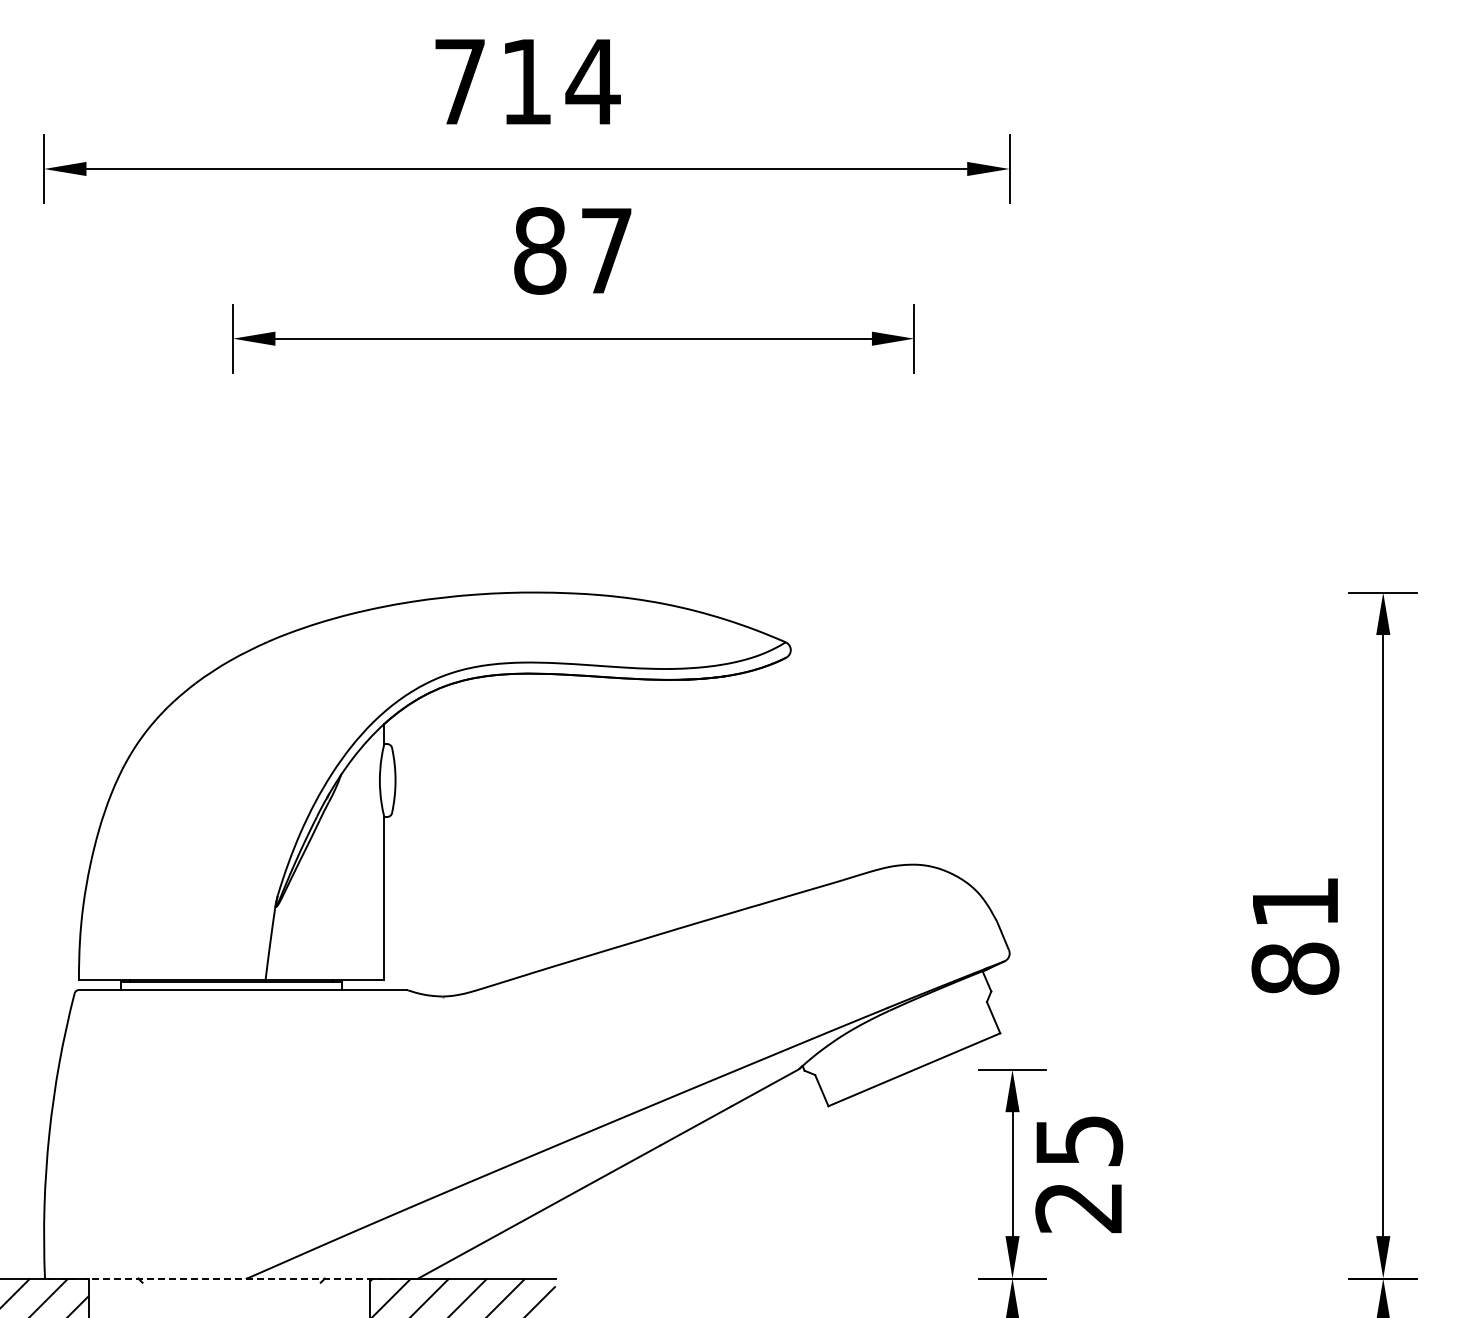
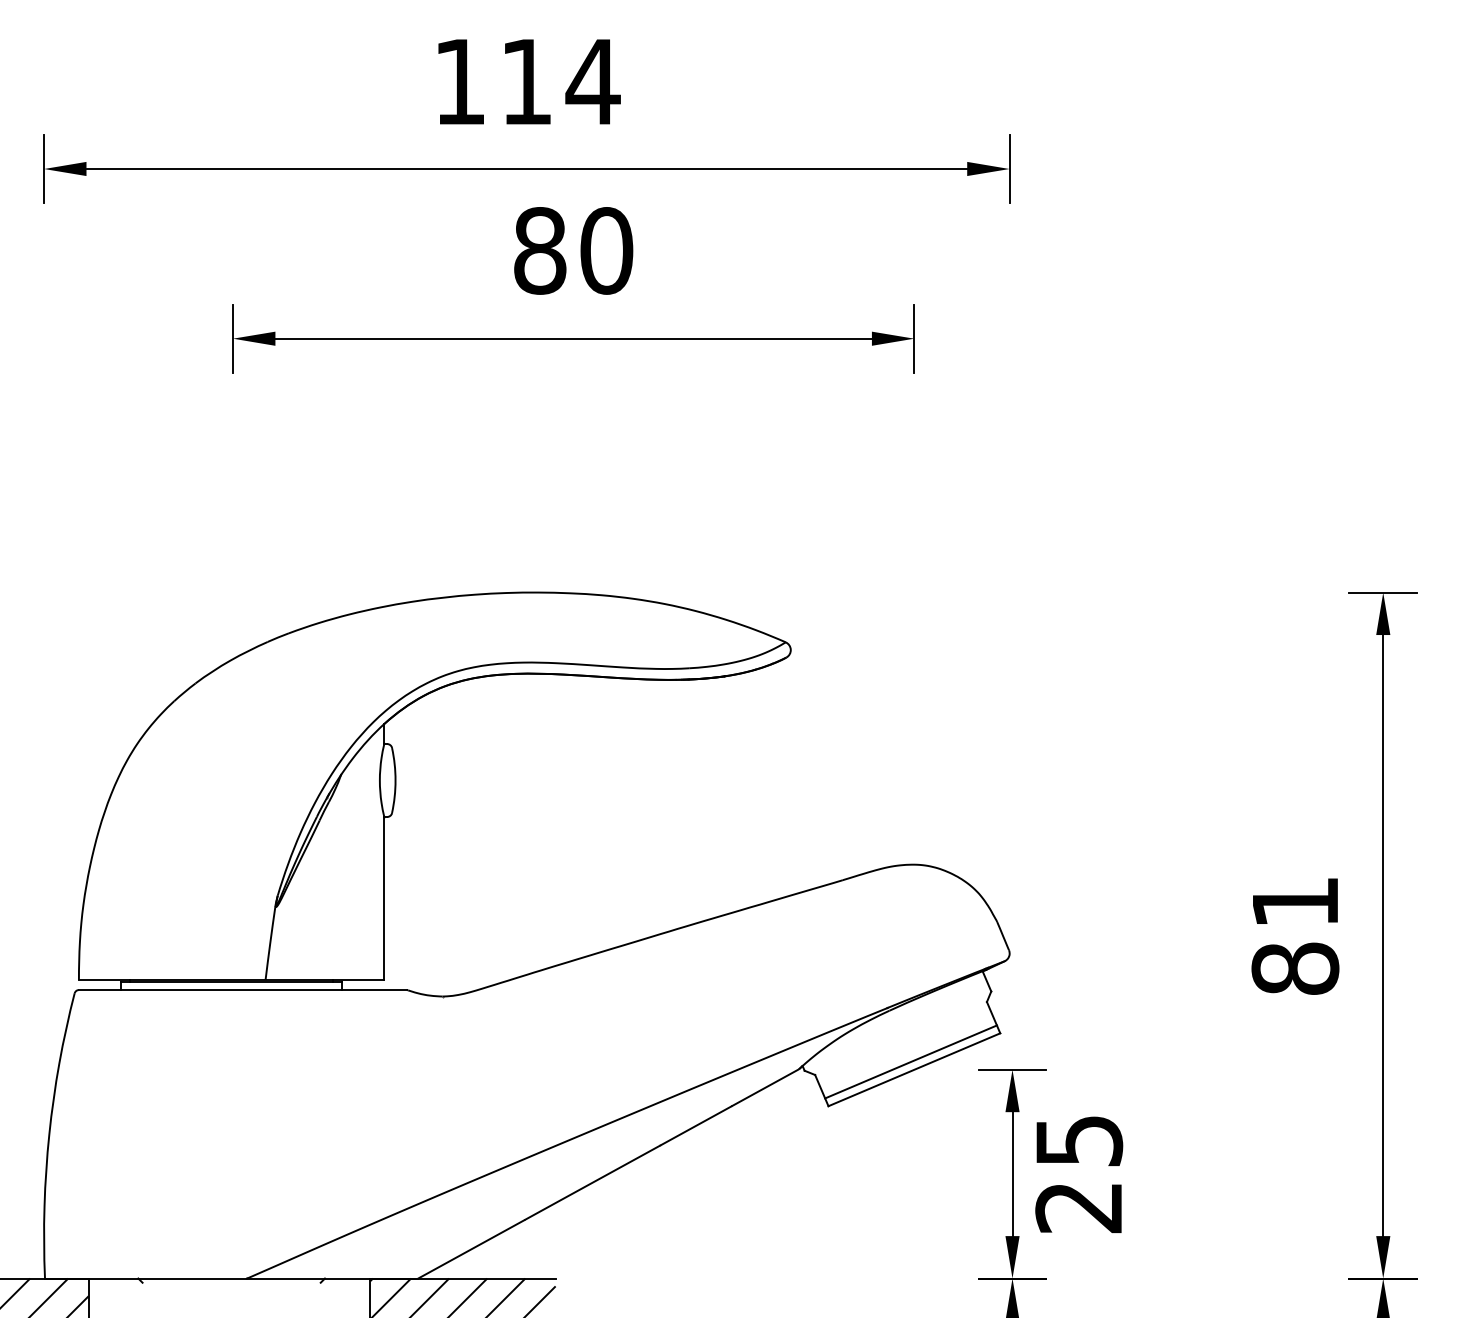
text: 714 -> 114 (459, 81)
text: 87 -> 80 (606, 250)
line: none -> present (910, 1061)
line: dashed -> solid (231, 1278)
